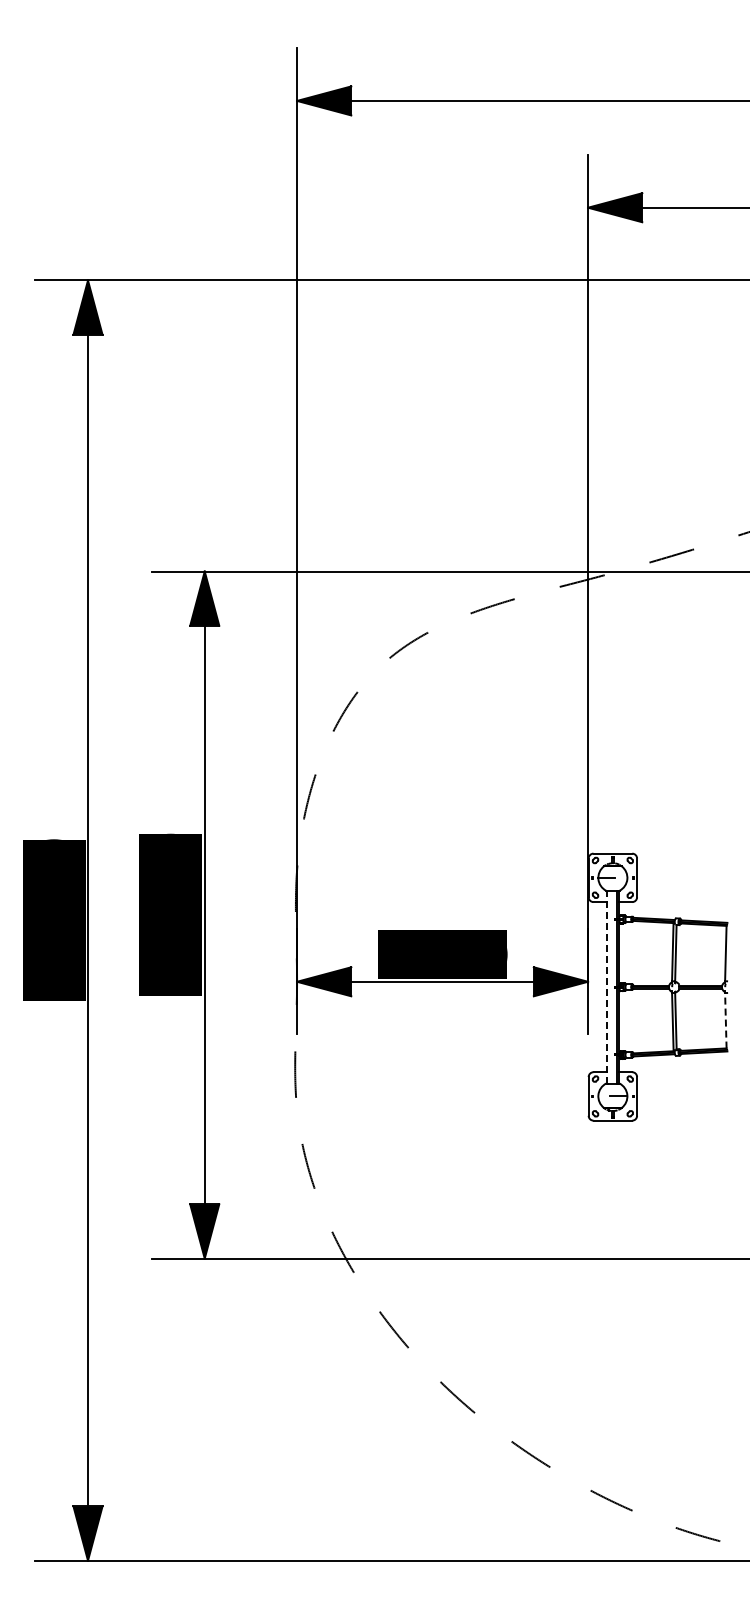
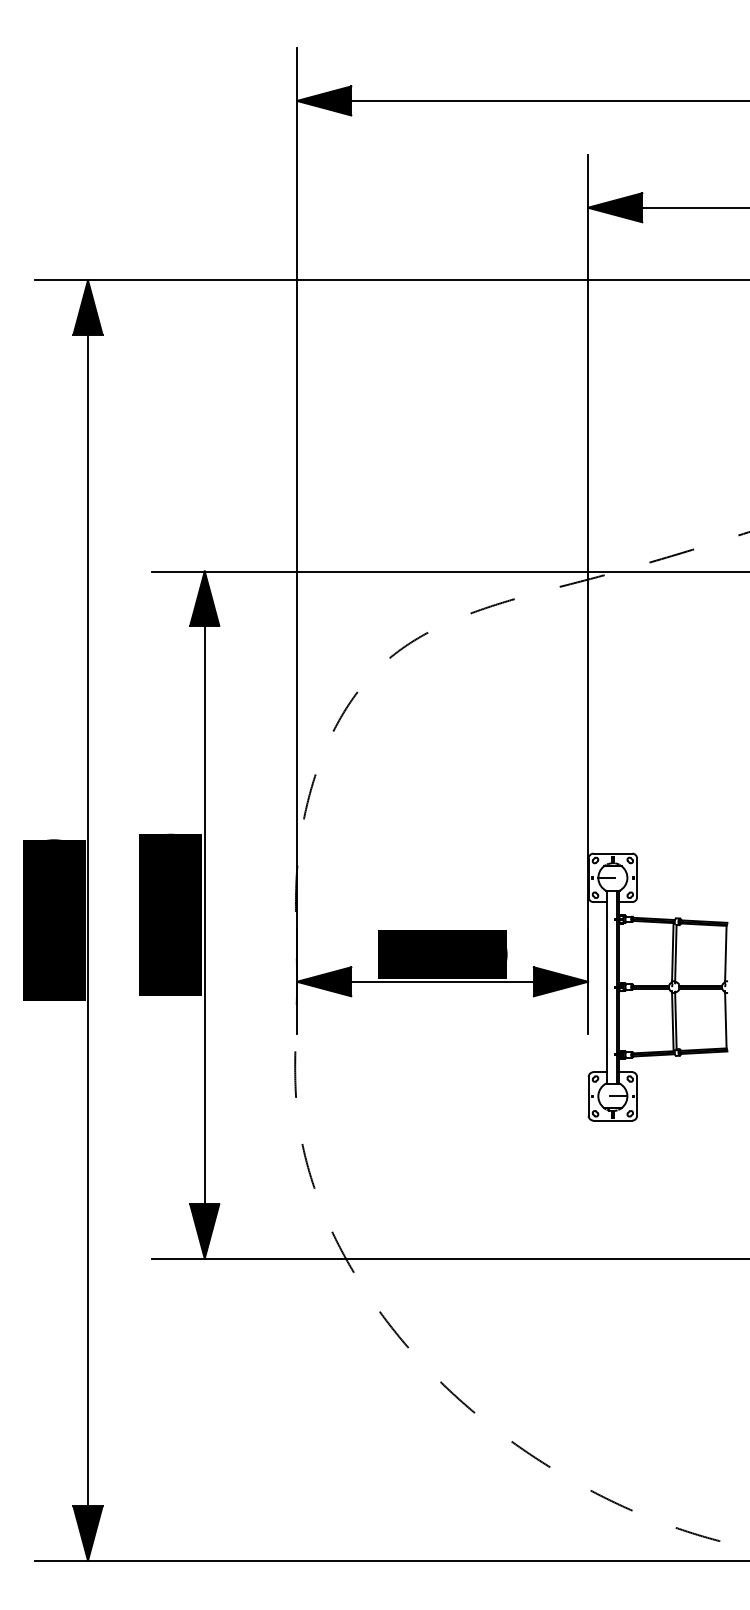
line: dashed -> solid (607, 986)
line: dashed -> solid (725, 1020)
